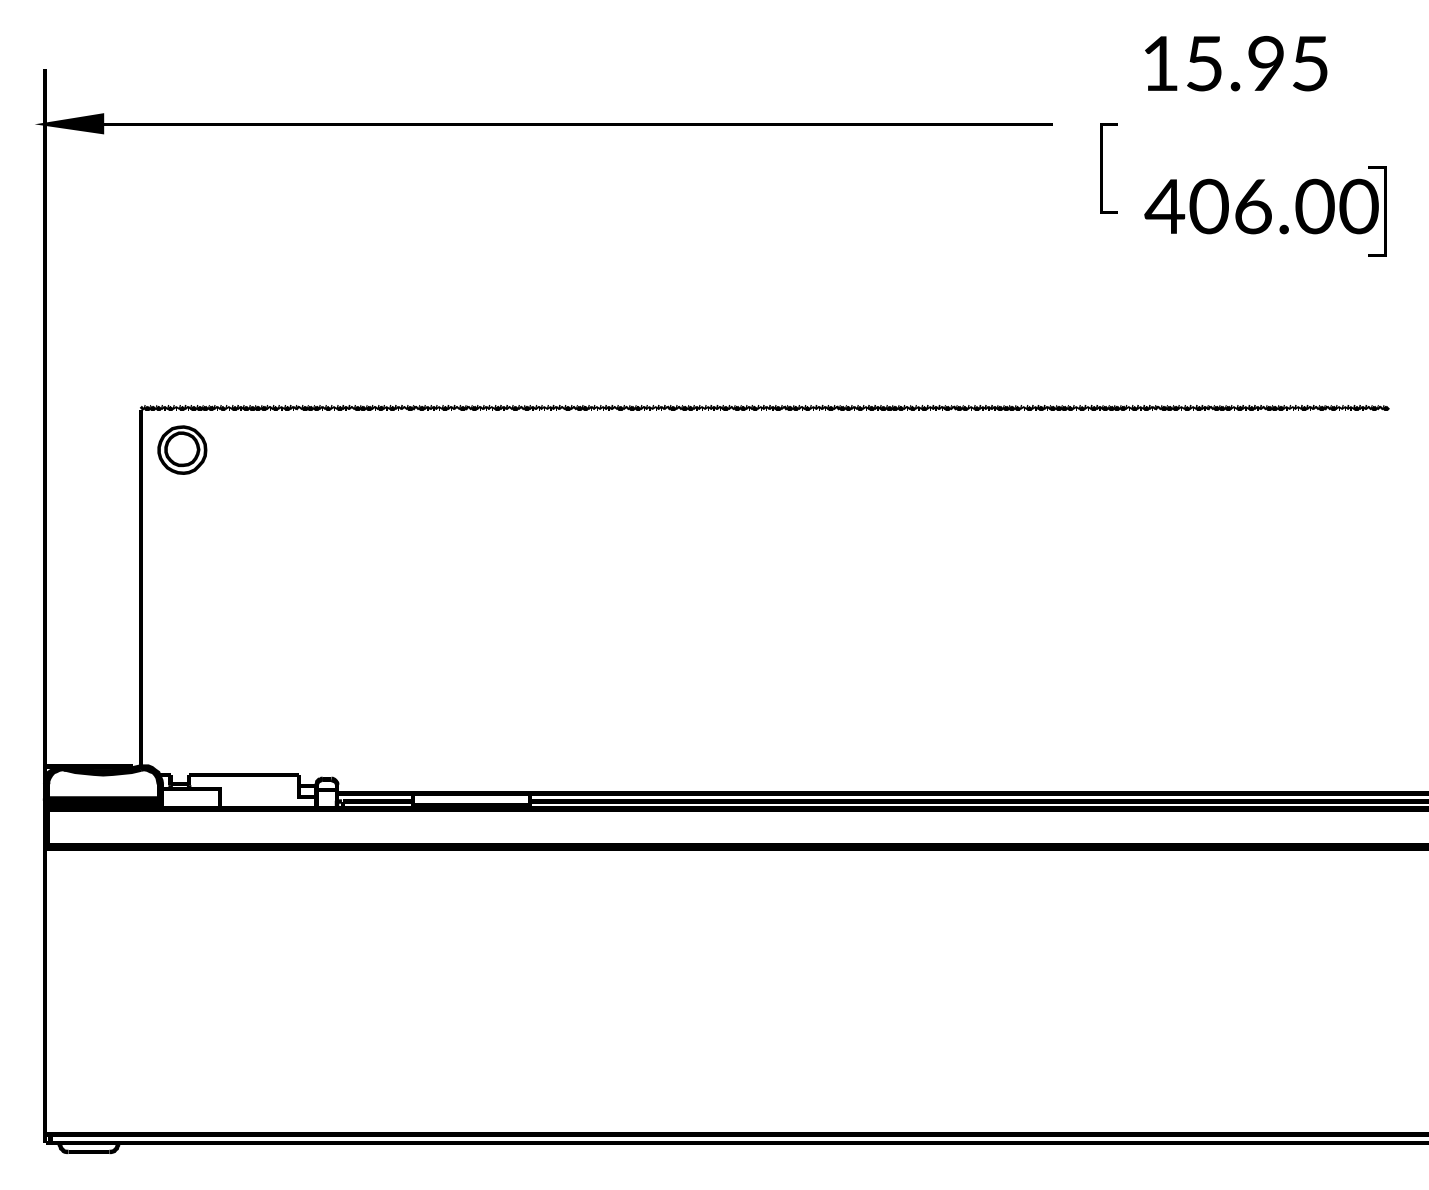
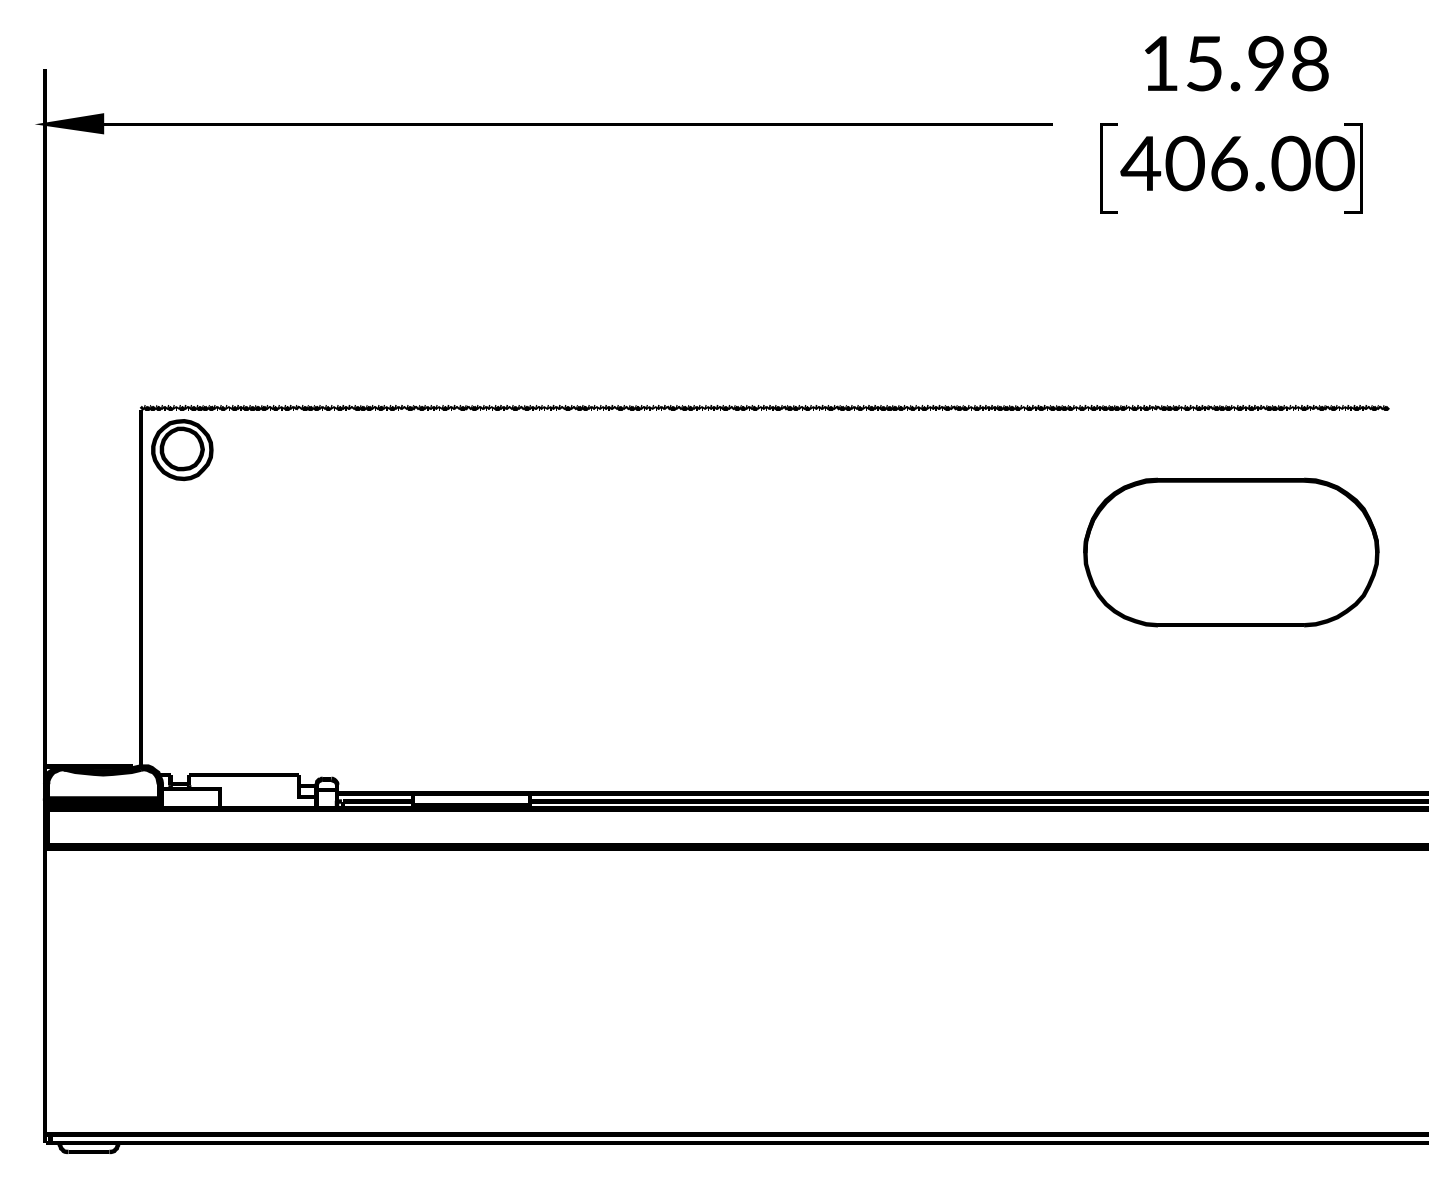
text: 15.95 -> 15.98 (1310, 63)
text position: (1265, 211) -> (1241, 168) (1241, 168)
part size: 51x50 px -> 63x63 px (182, 450)
part: none -> present (1231, 552)
